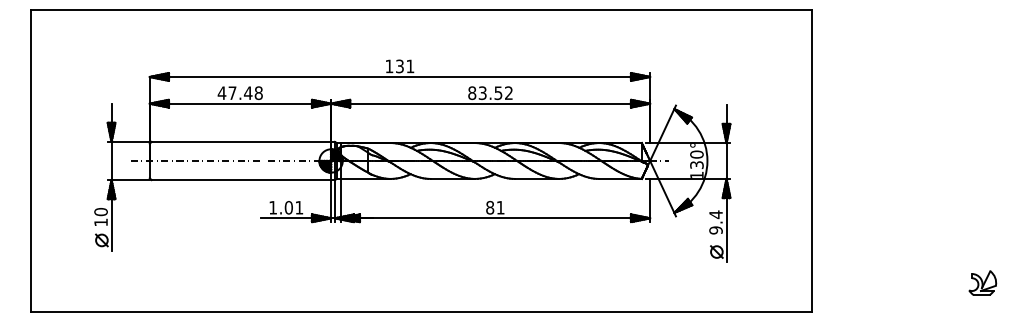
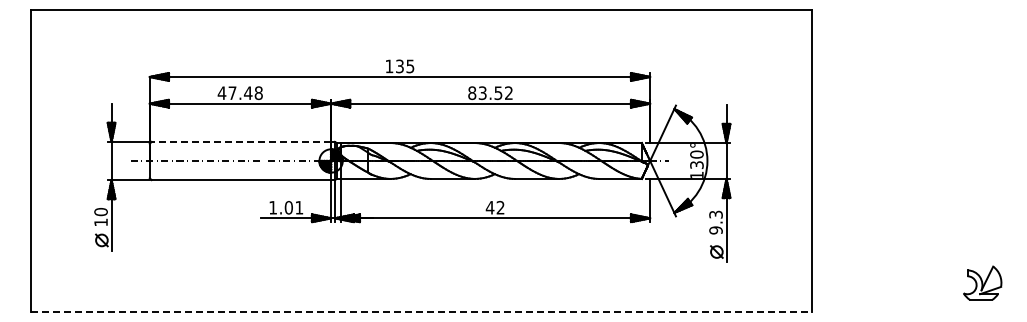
text: 131 -> 135 (410, 66)
line: solid -> dashed (241, 141)
text: 81 -> 42 (494, 207)
text: 9.4 -> 9.3 (715, 214)
part size: 30x26 px -> 40x36 px (982, 282)
line: solid -> dashed (421, 312)
